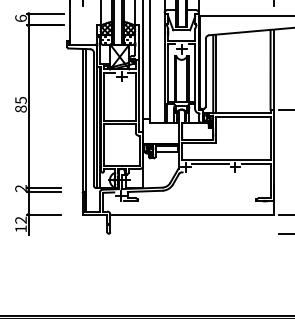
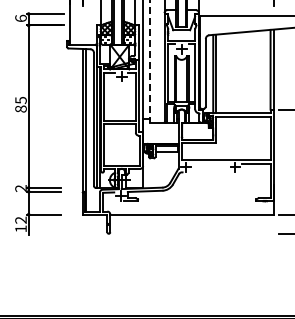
line: solid -> dashed (149, 61)
line: present -> none (210, 163)
